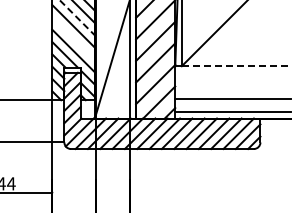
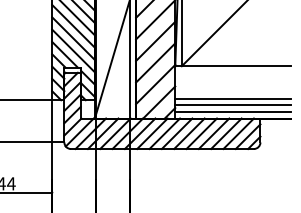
line: dashed -> solid (77, 17)
line: none -> present (73, 38)
line: dashed -> solid (236, 66)
line: none -> present (232, 105)
